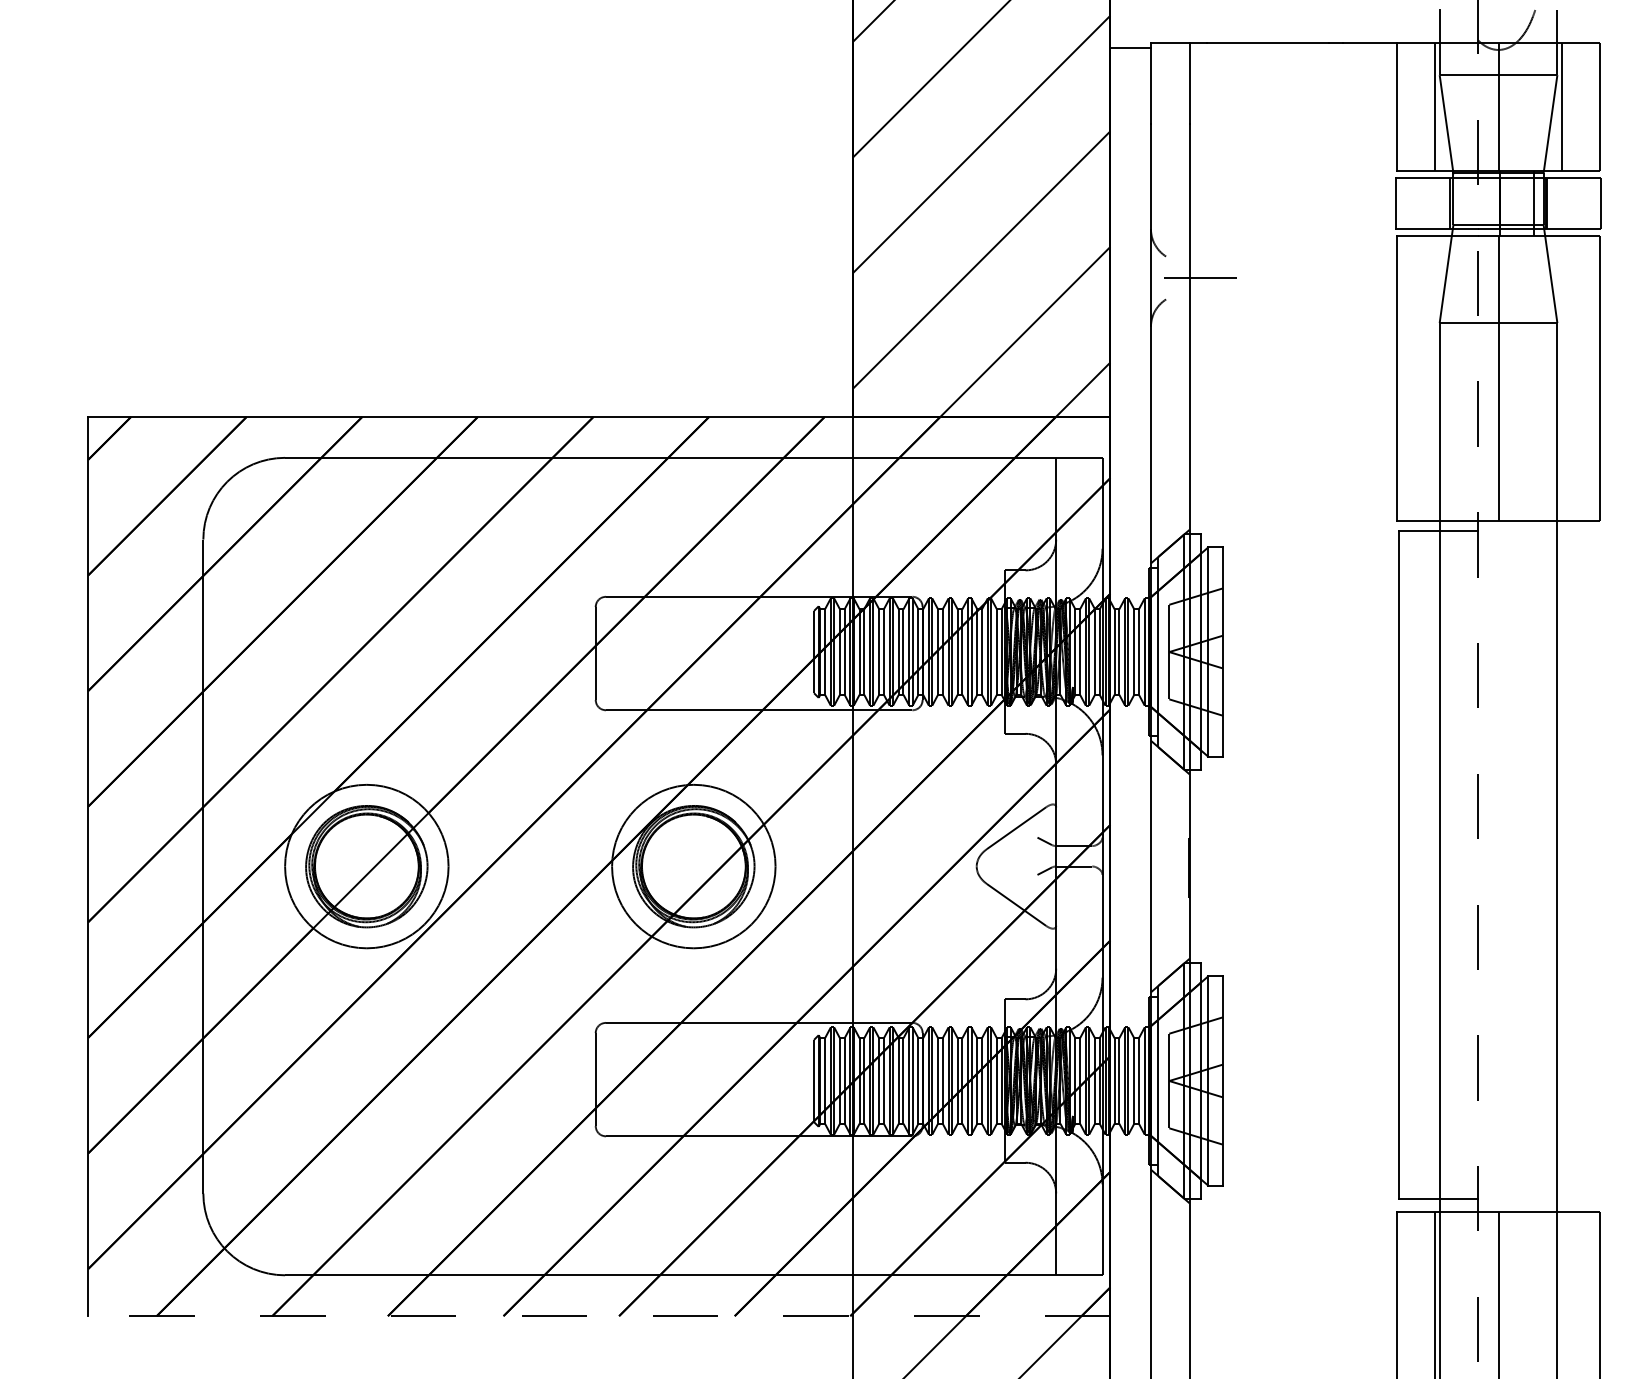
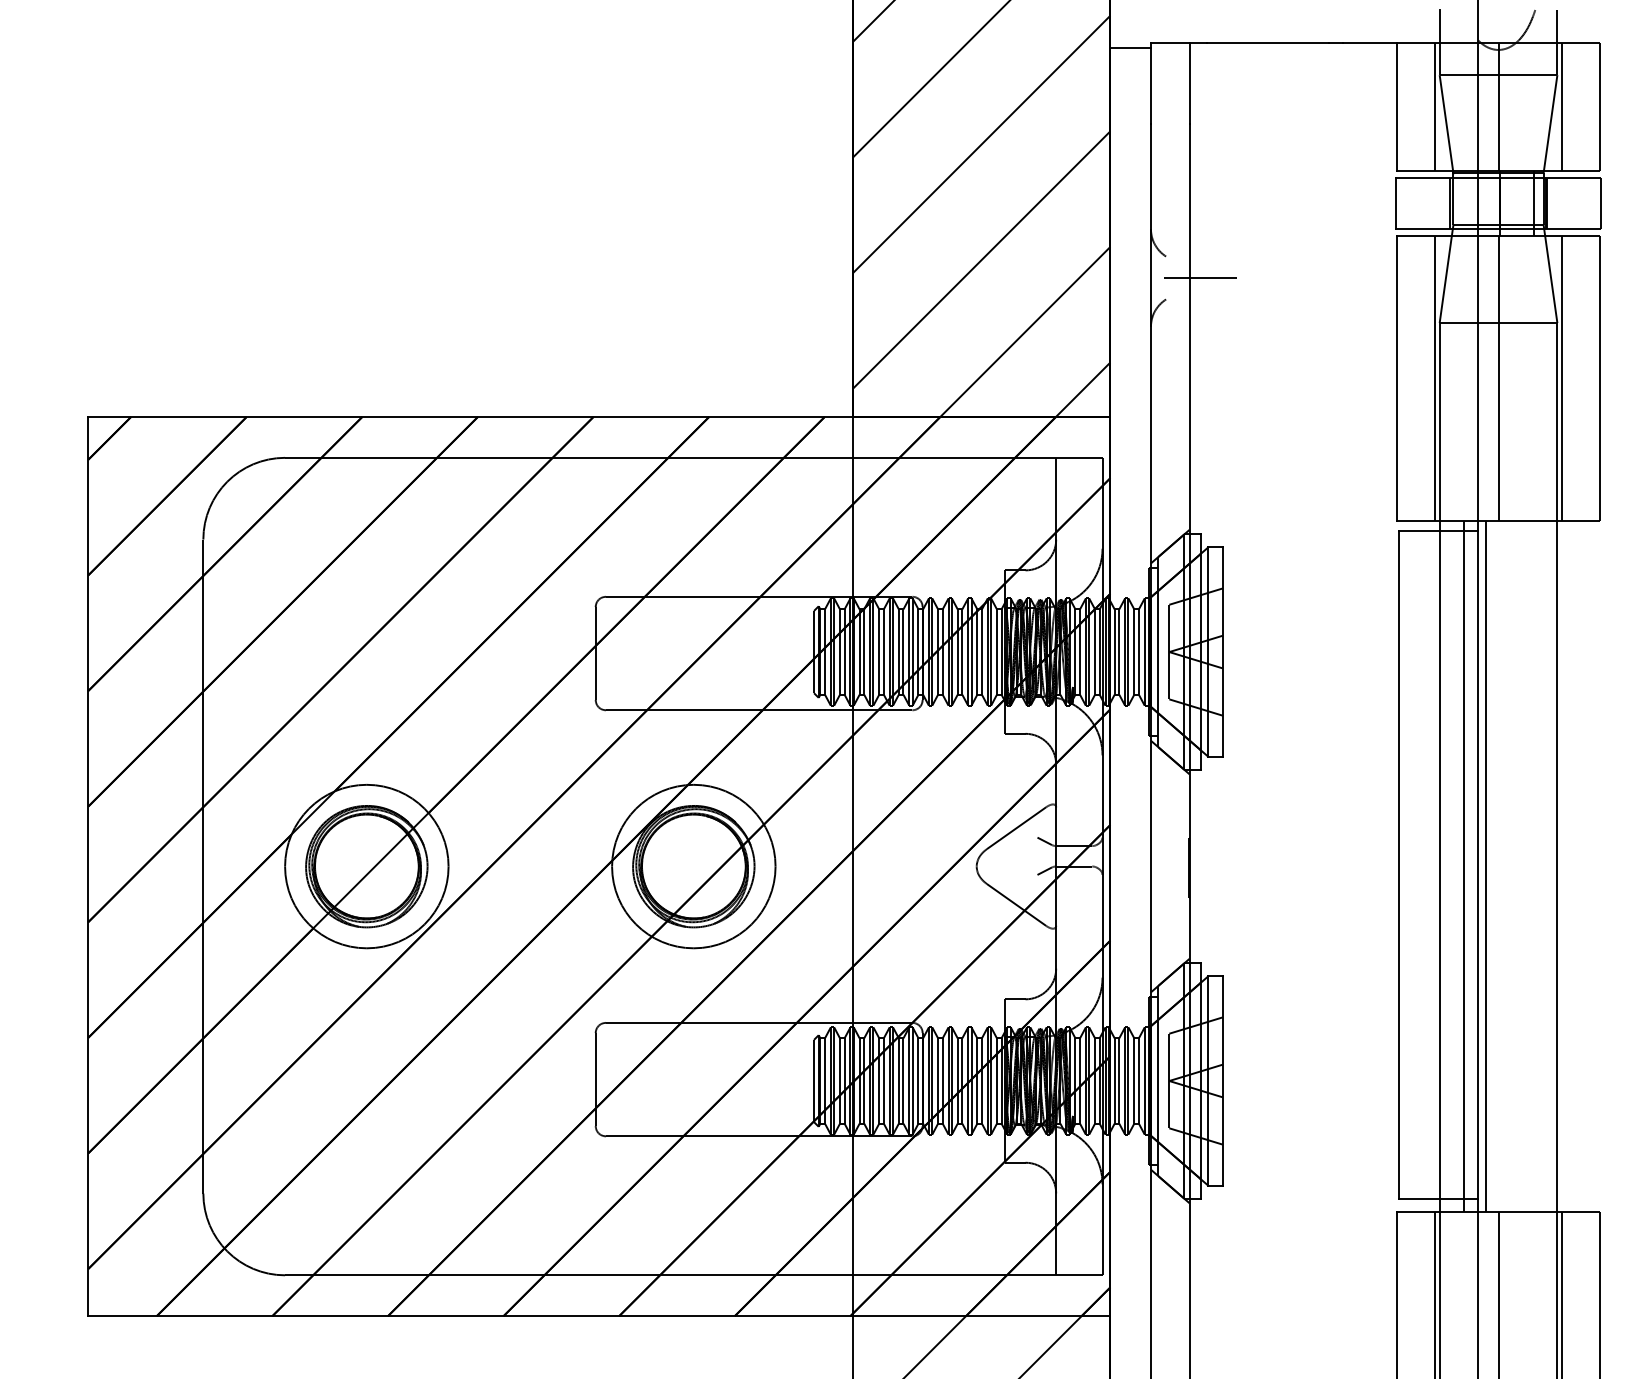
line: none -> present (1435, 378)
line: none -> present (1561, 378)
line: dashed -> solid (1478, 689)
line: none -> present (1464, 866)
line: none -> present (1485, 866)
line: none -> present (1561, 1293)
line: dashed -> solid (598, 1316)
